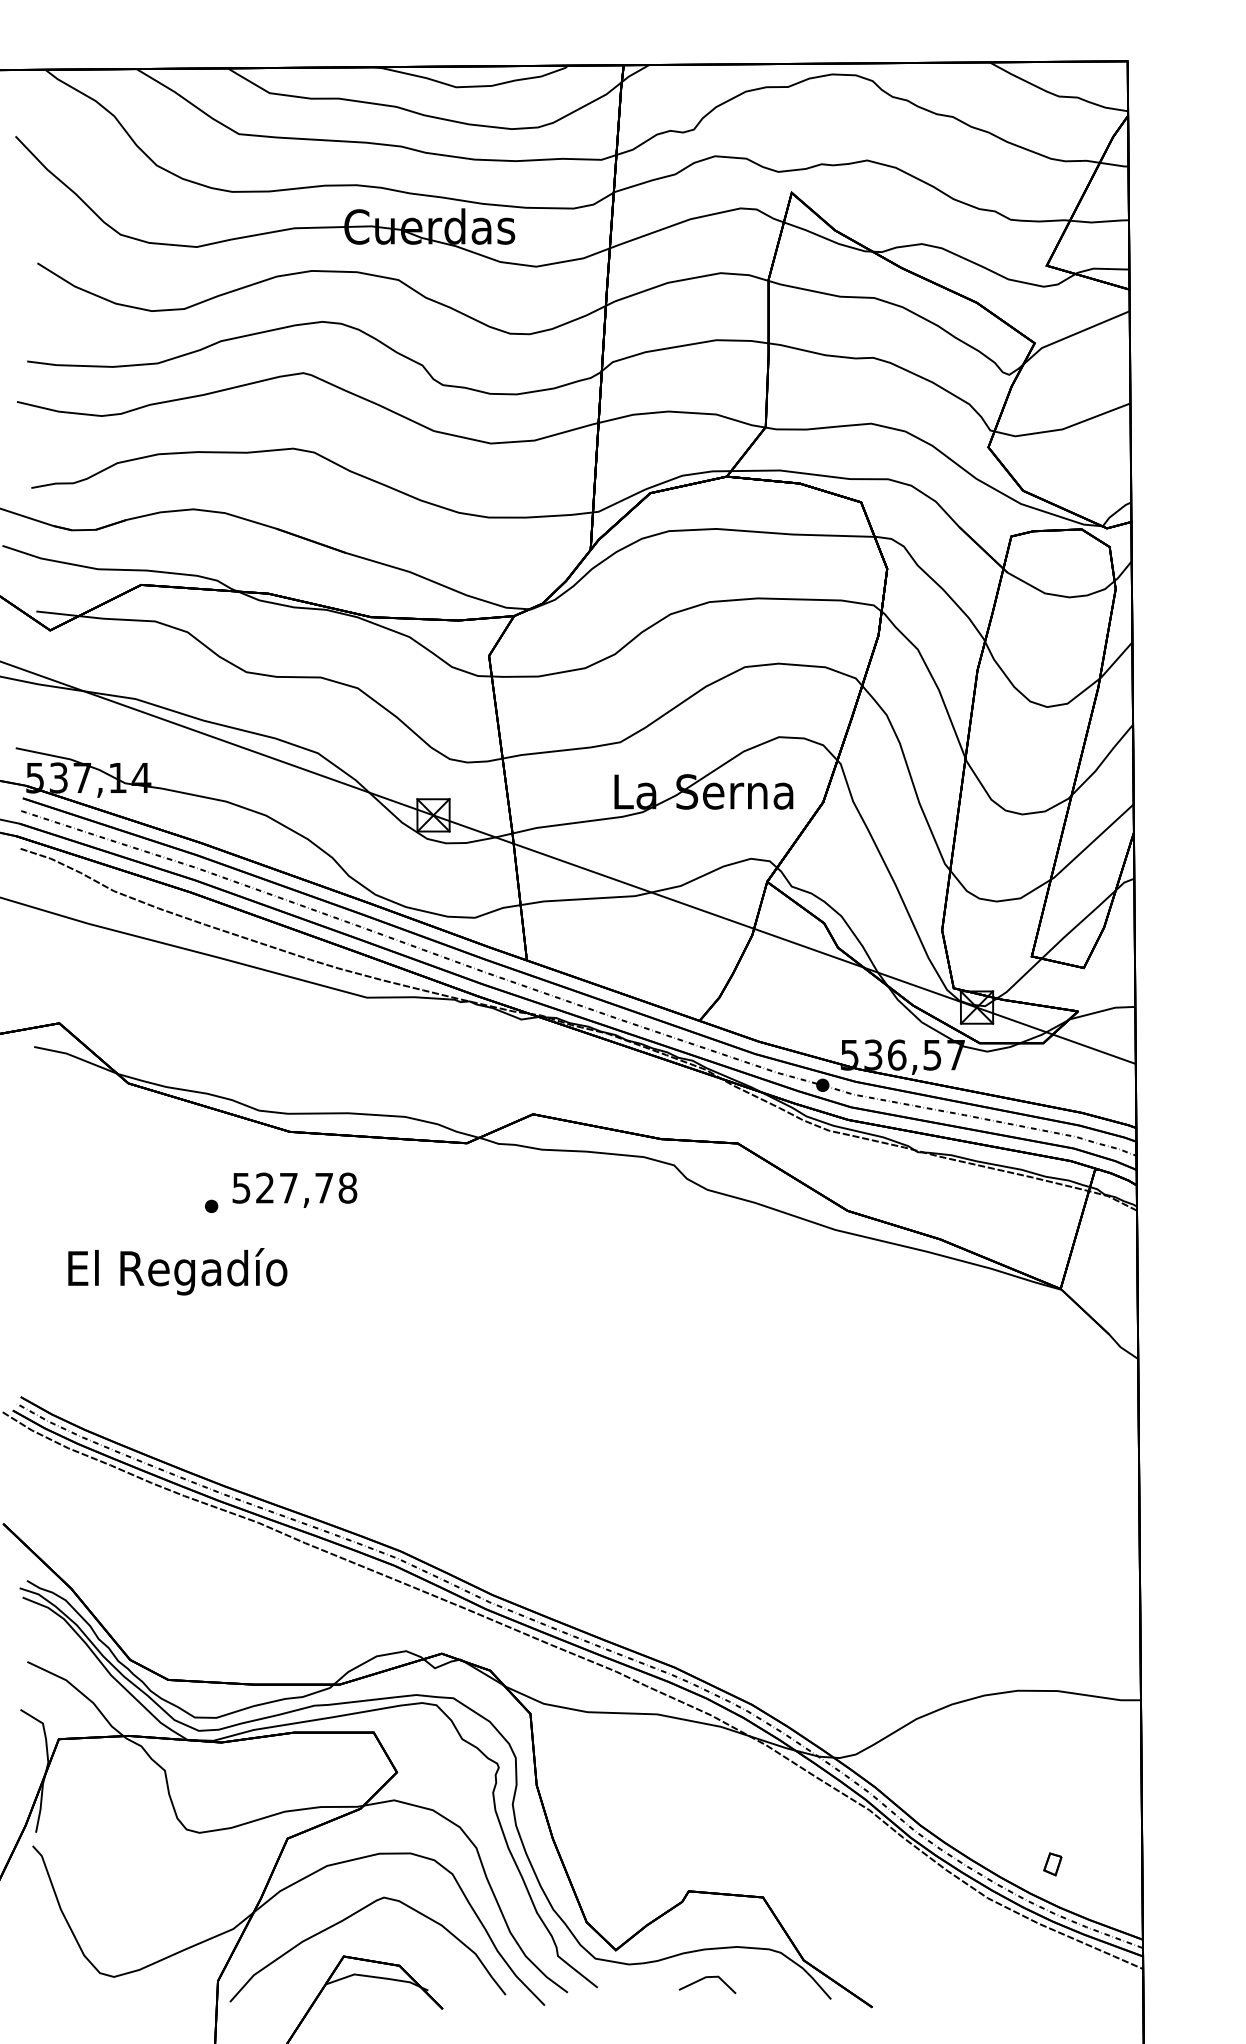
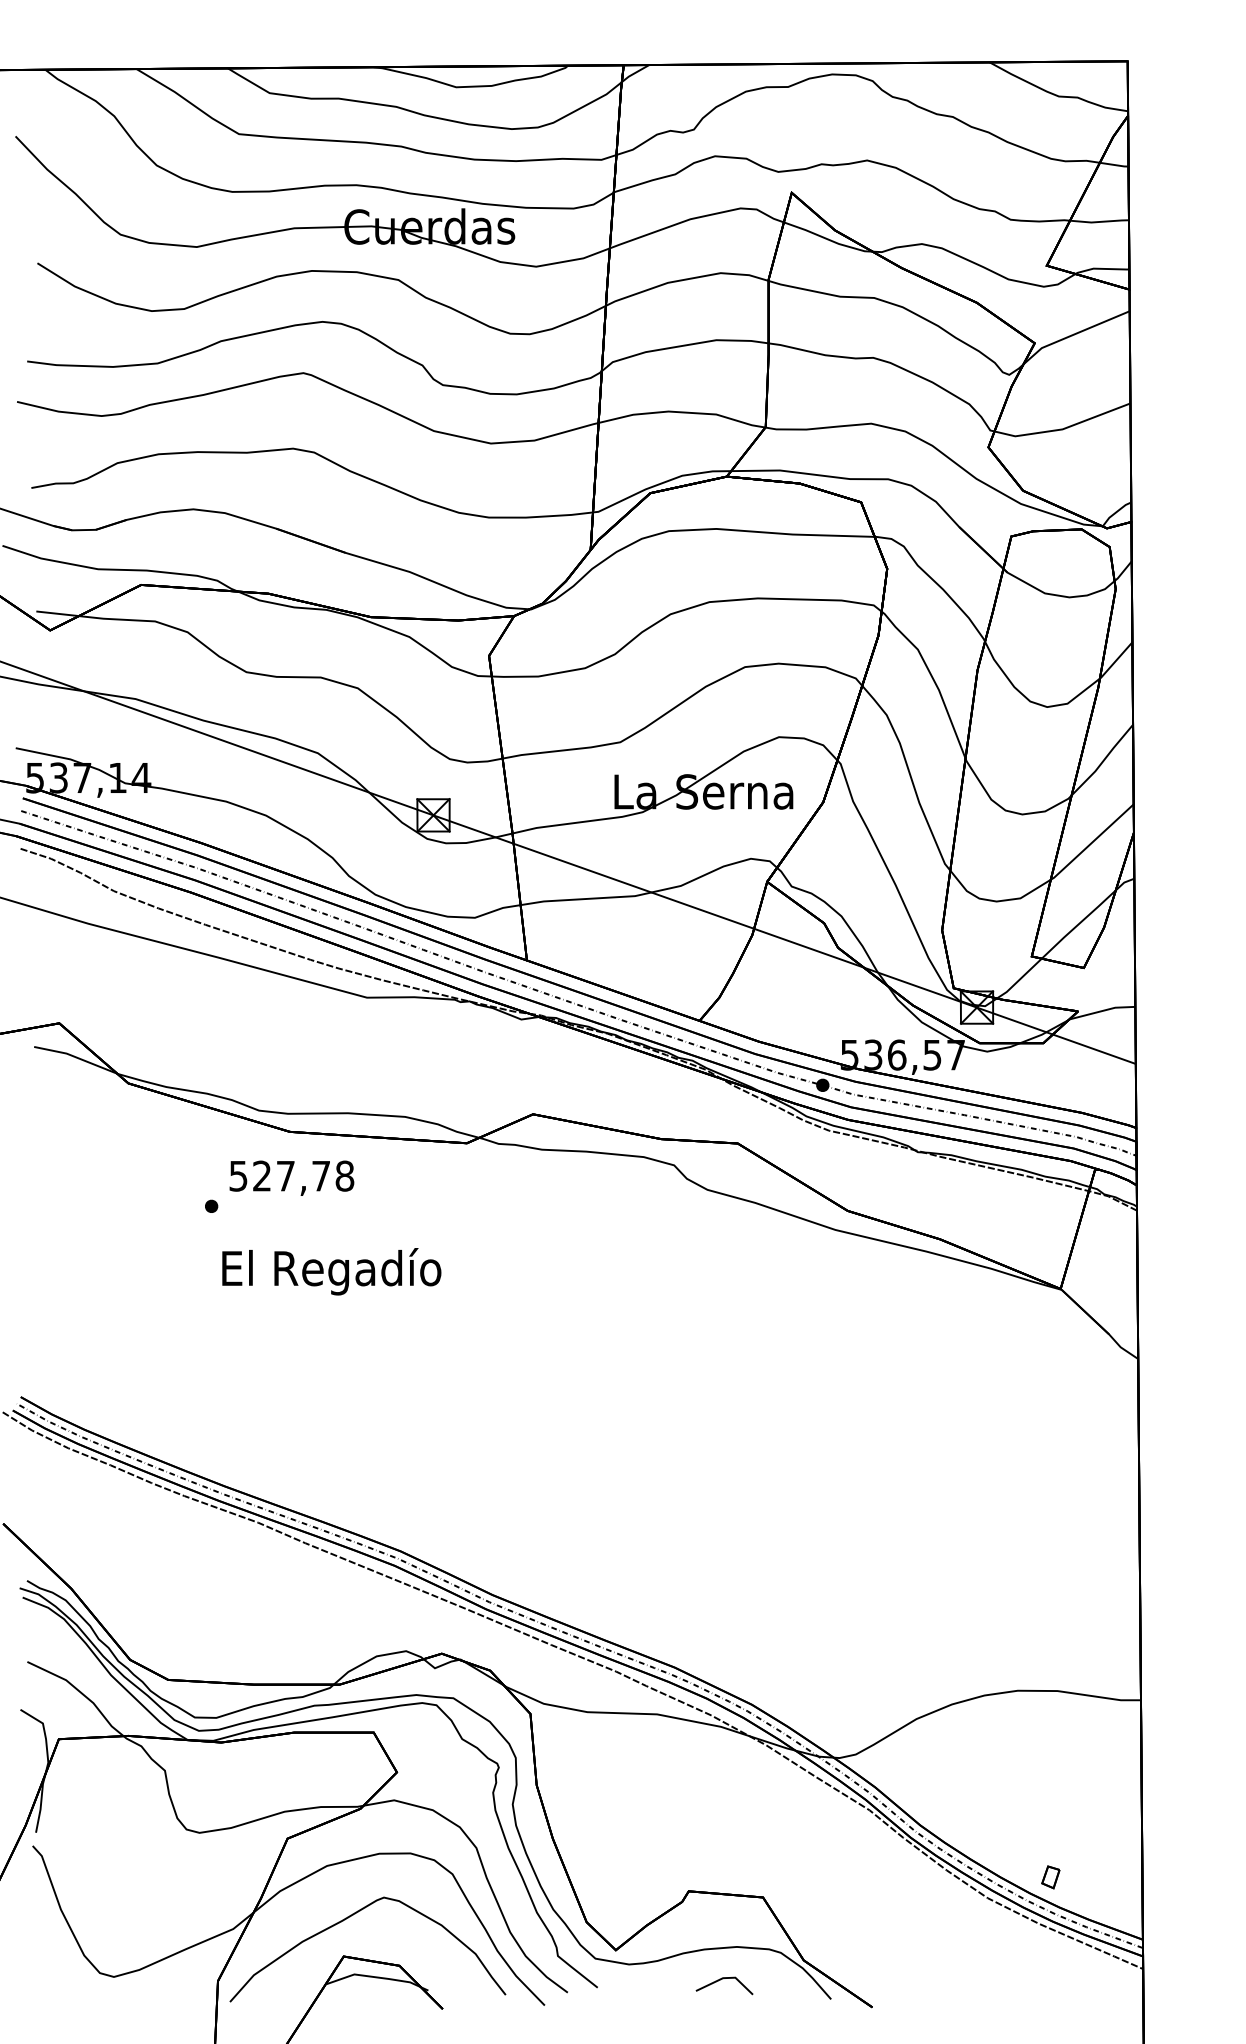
text position: (294, 1189) -> (291, 1177) (291, 1177)
text position: (177, 1271) -> (331, 1271) (331, 1271)
part position: (1052, 1864) -> (1050, 1877) (1050, 1877)
line position: (706, 1978) -> (723, 1979) (723, 1979)
